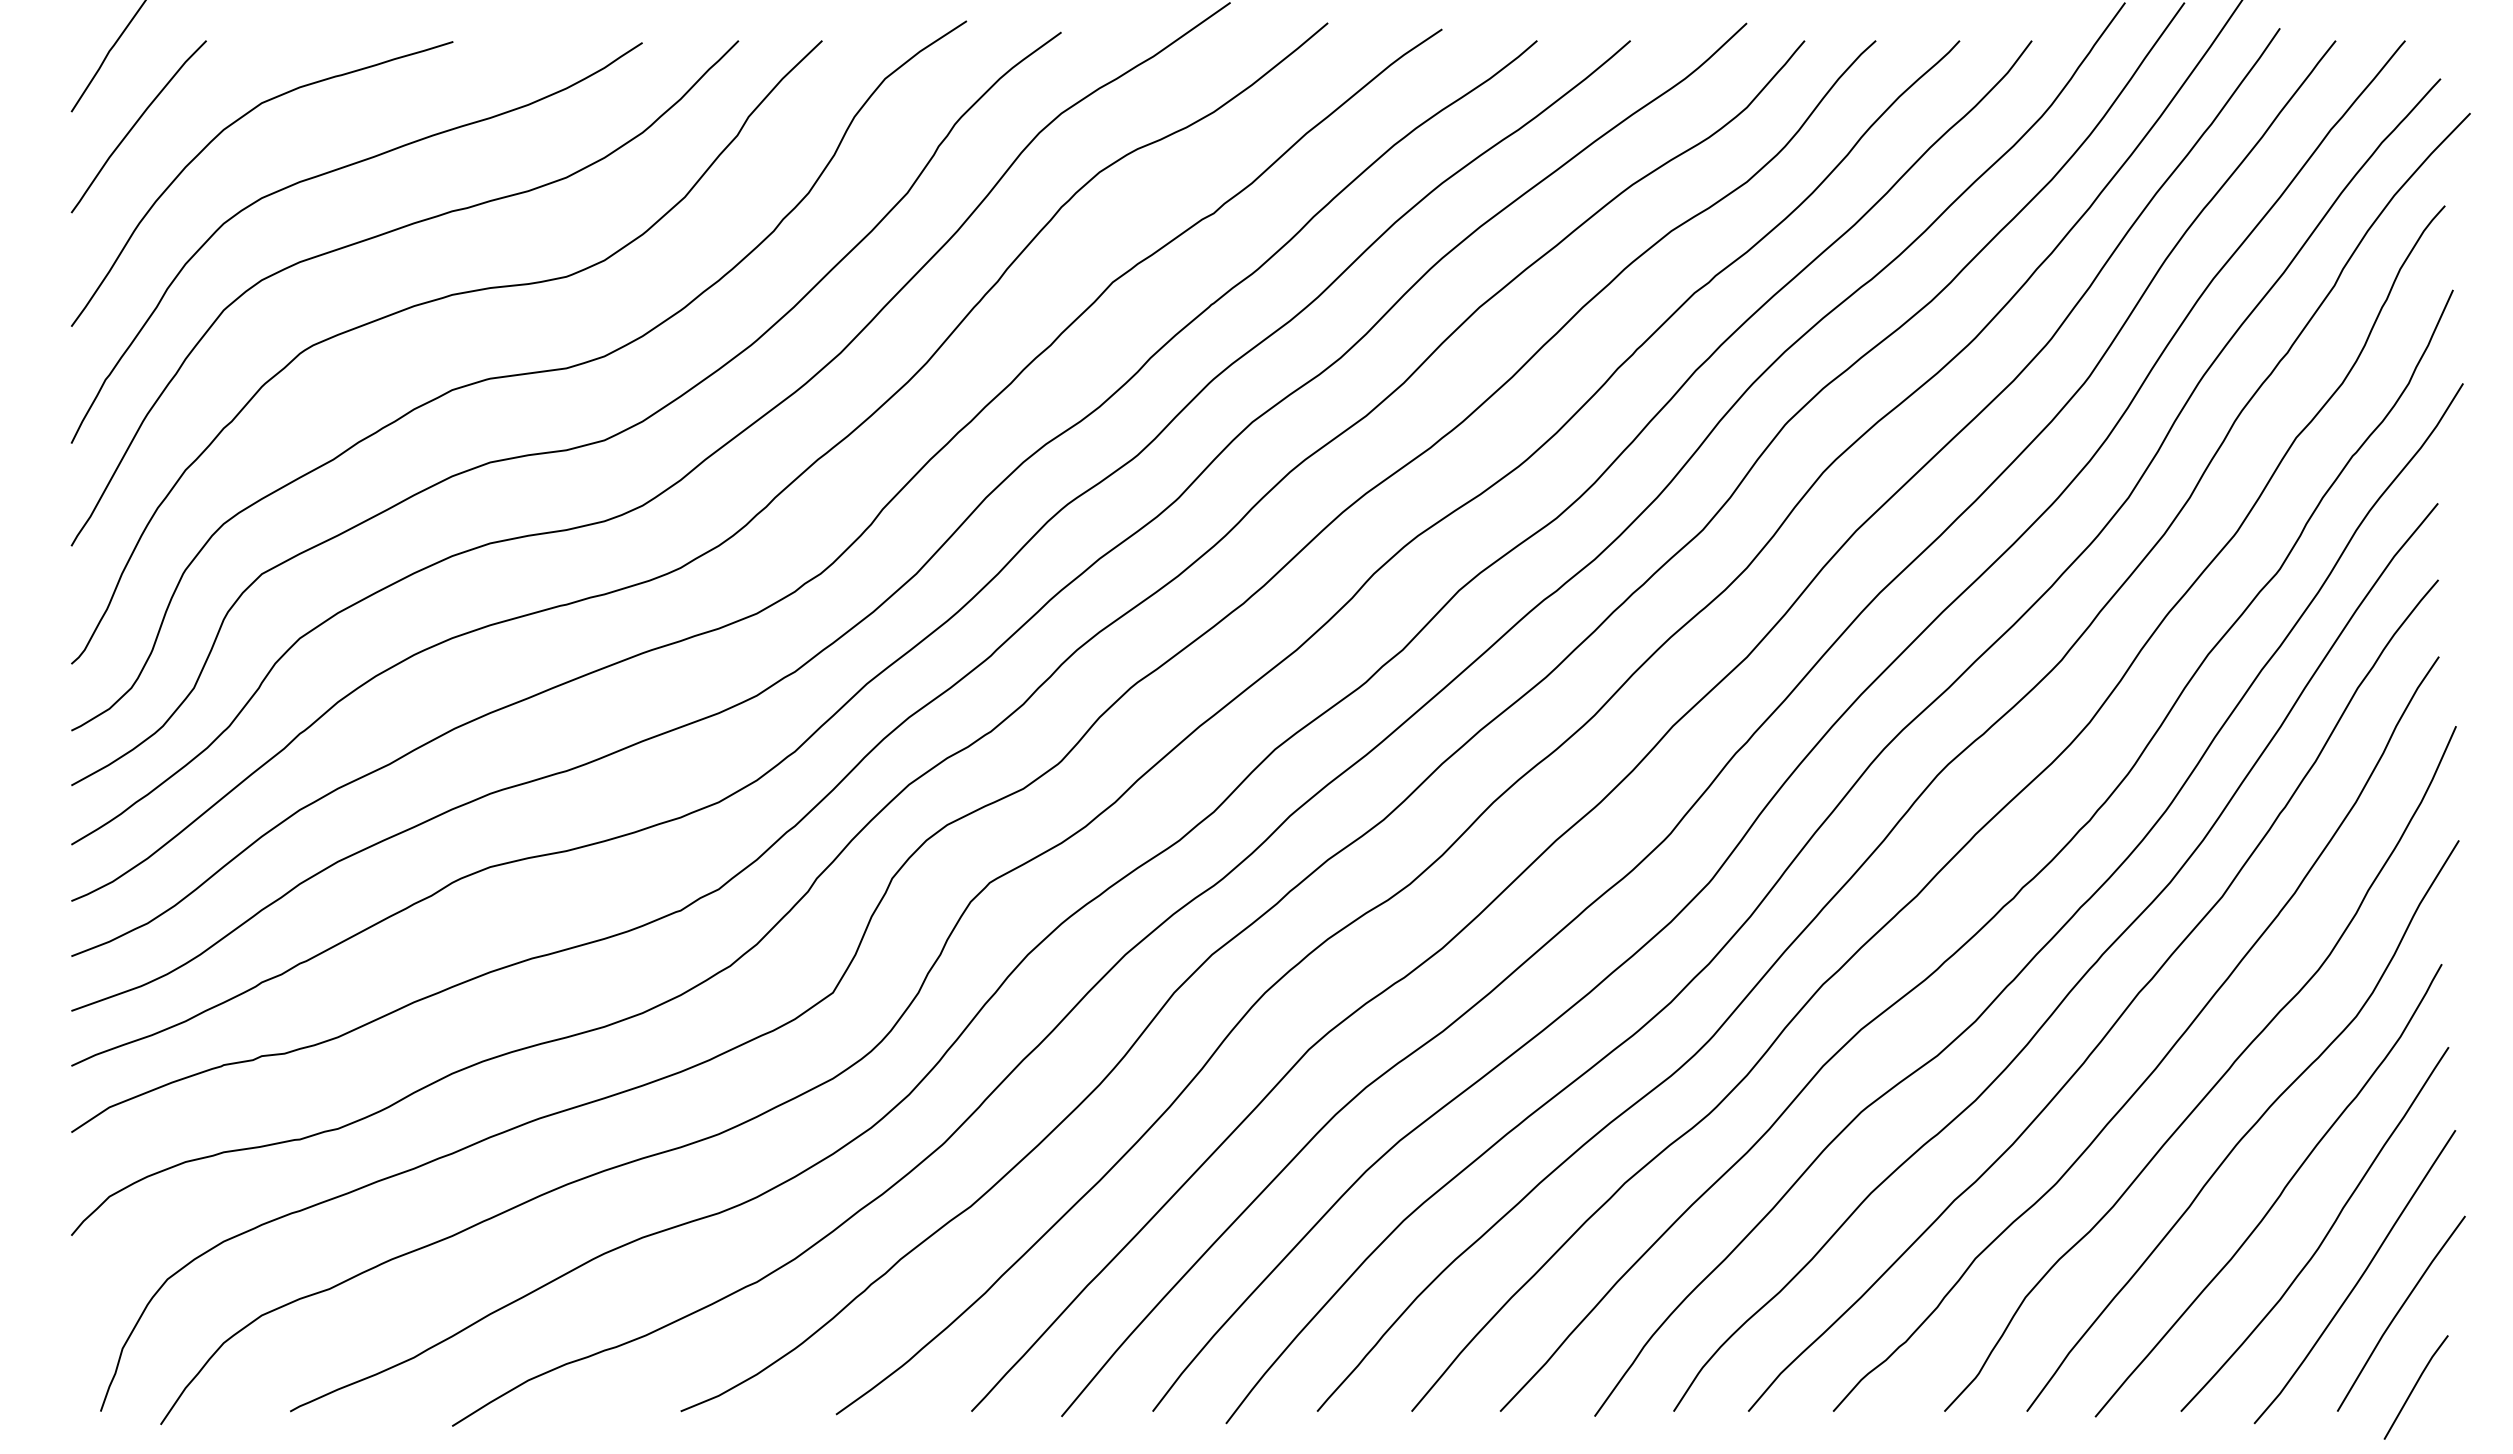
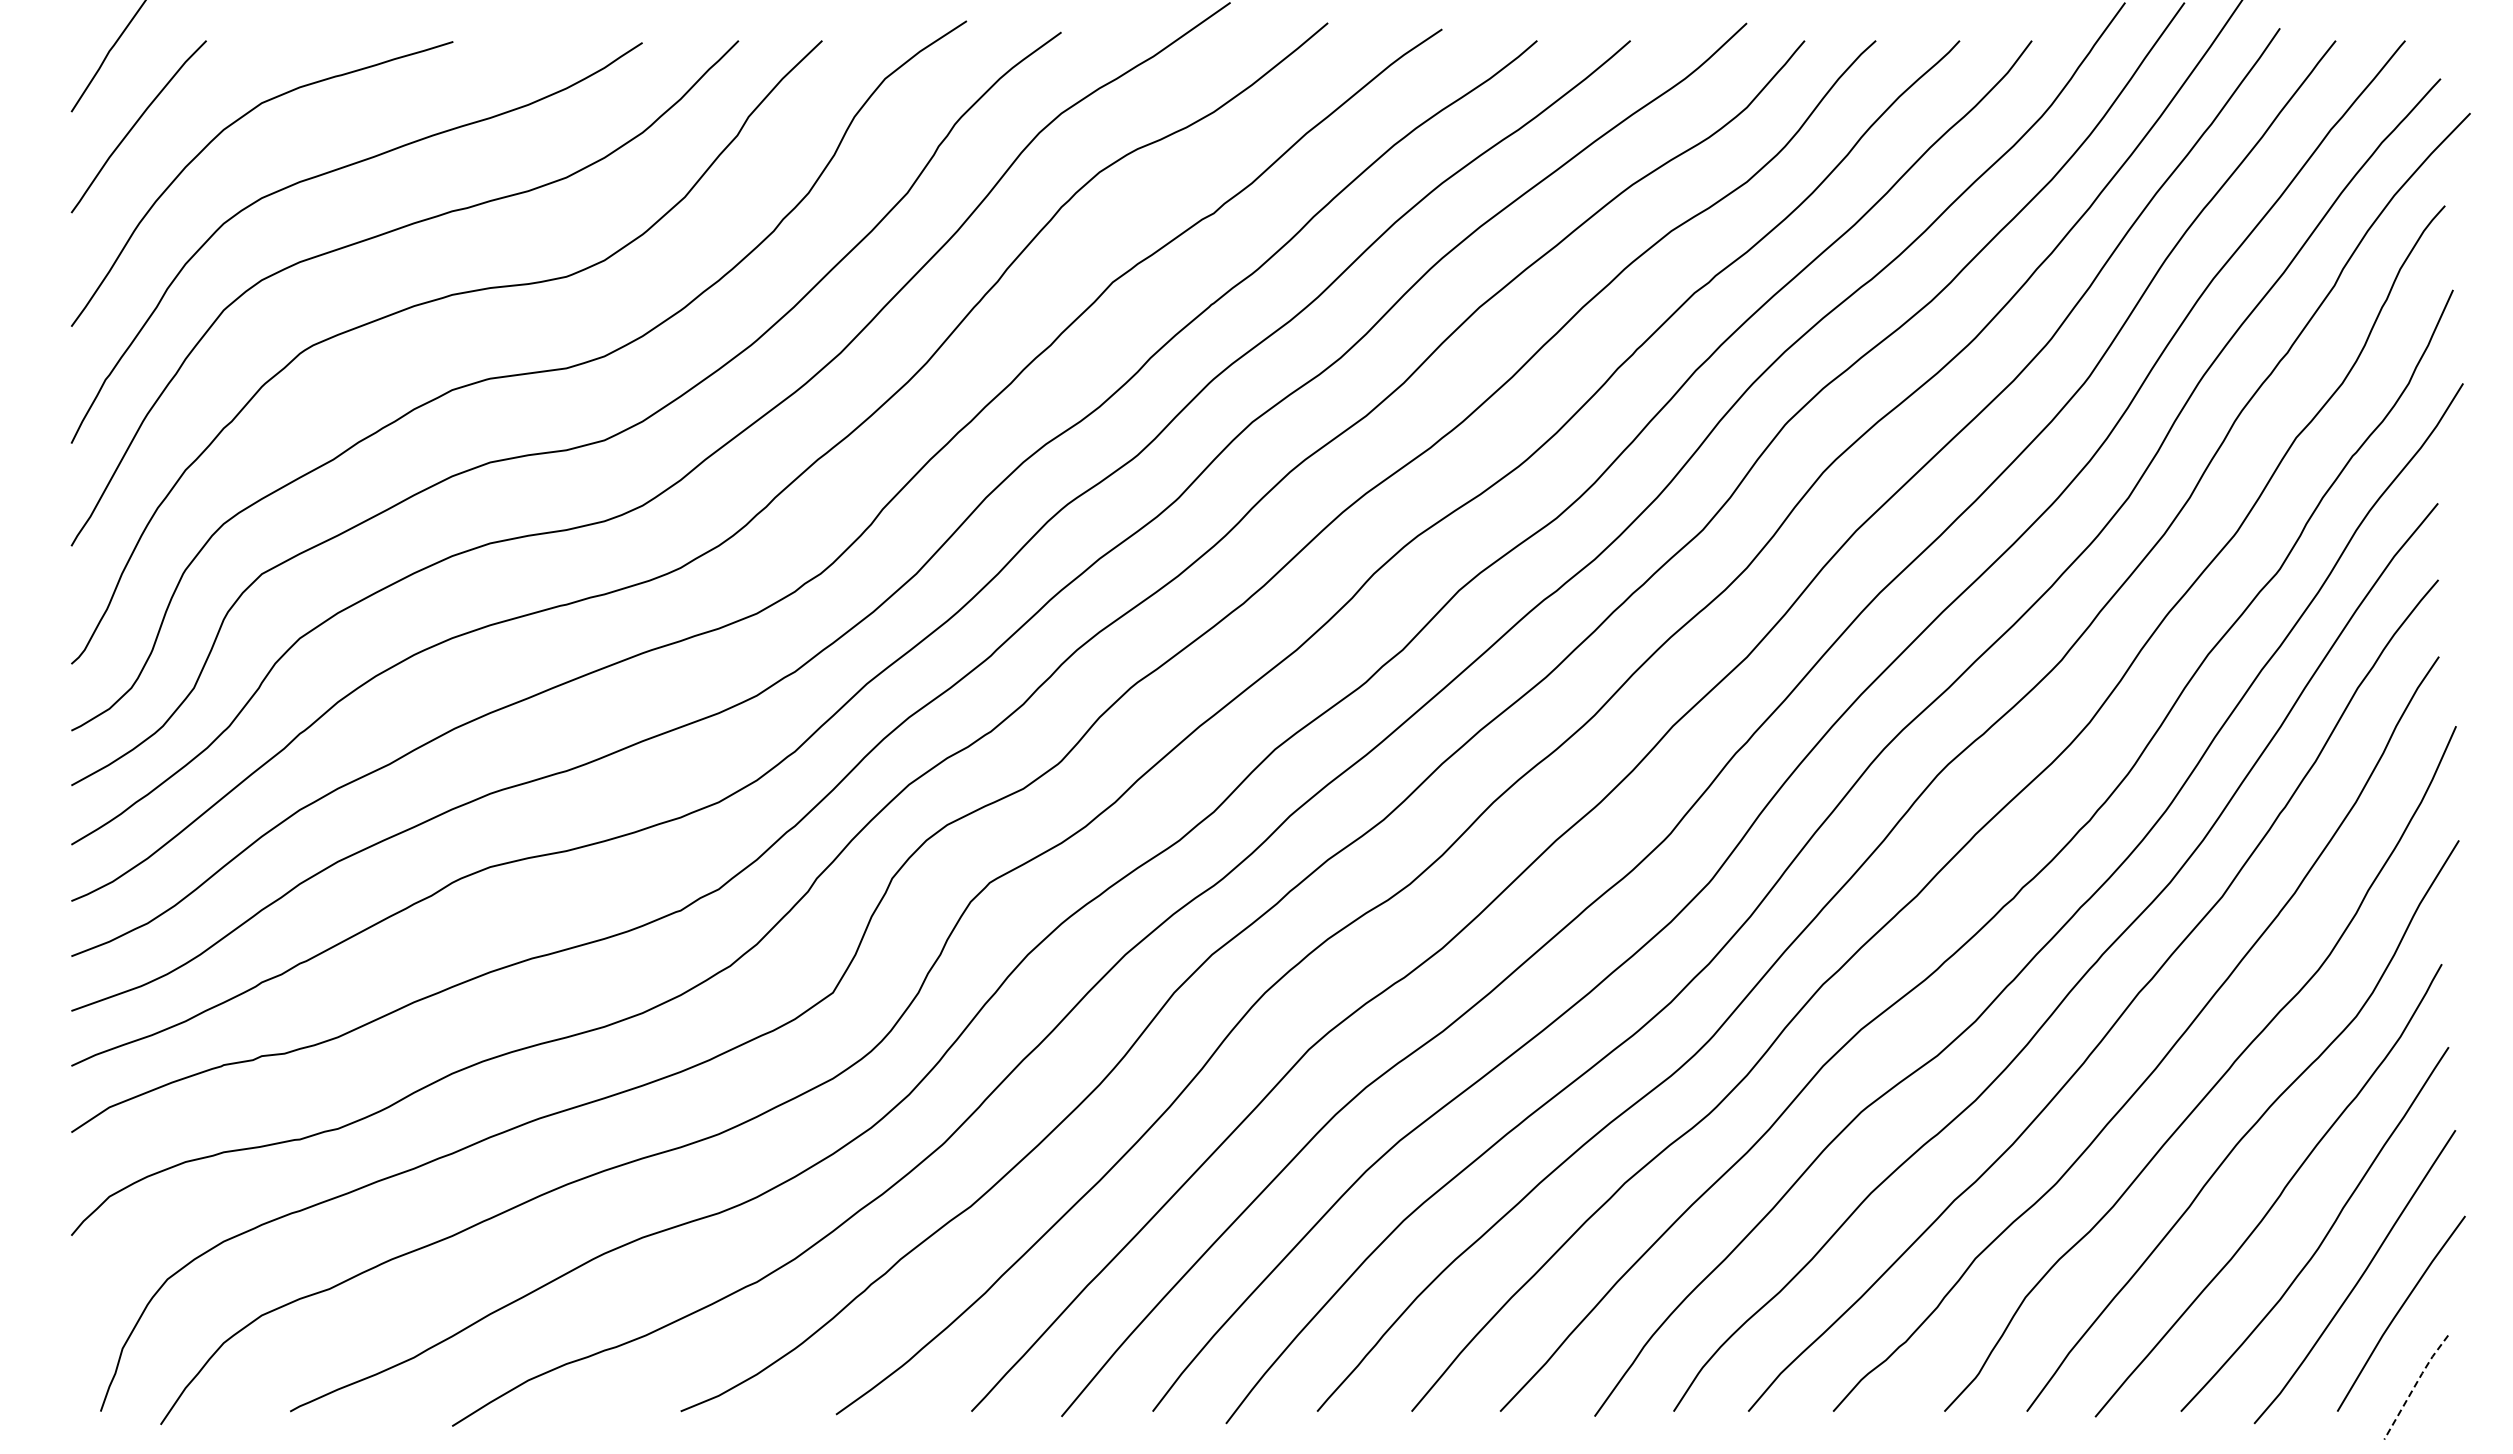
line: solid -> dashed (2415, 1385)
